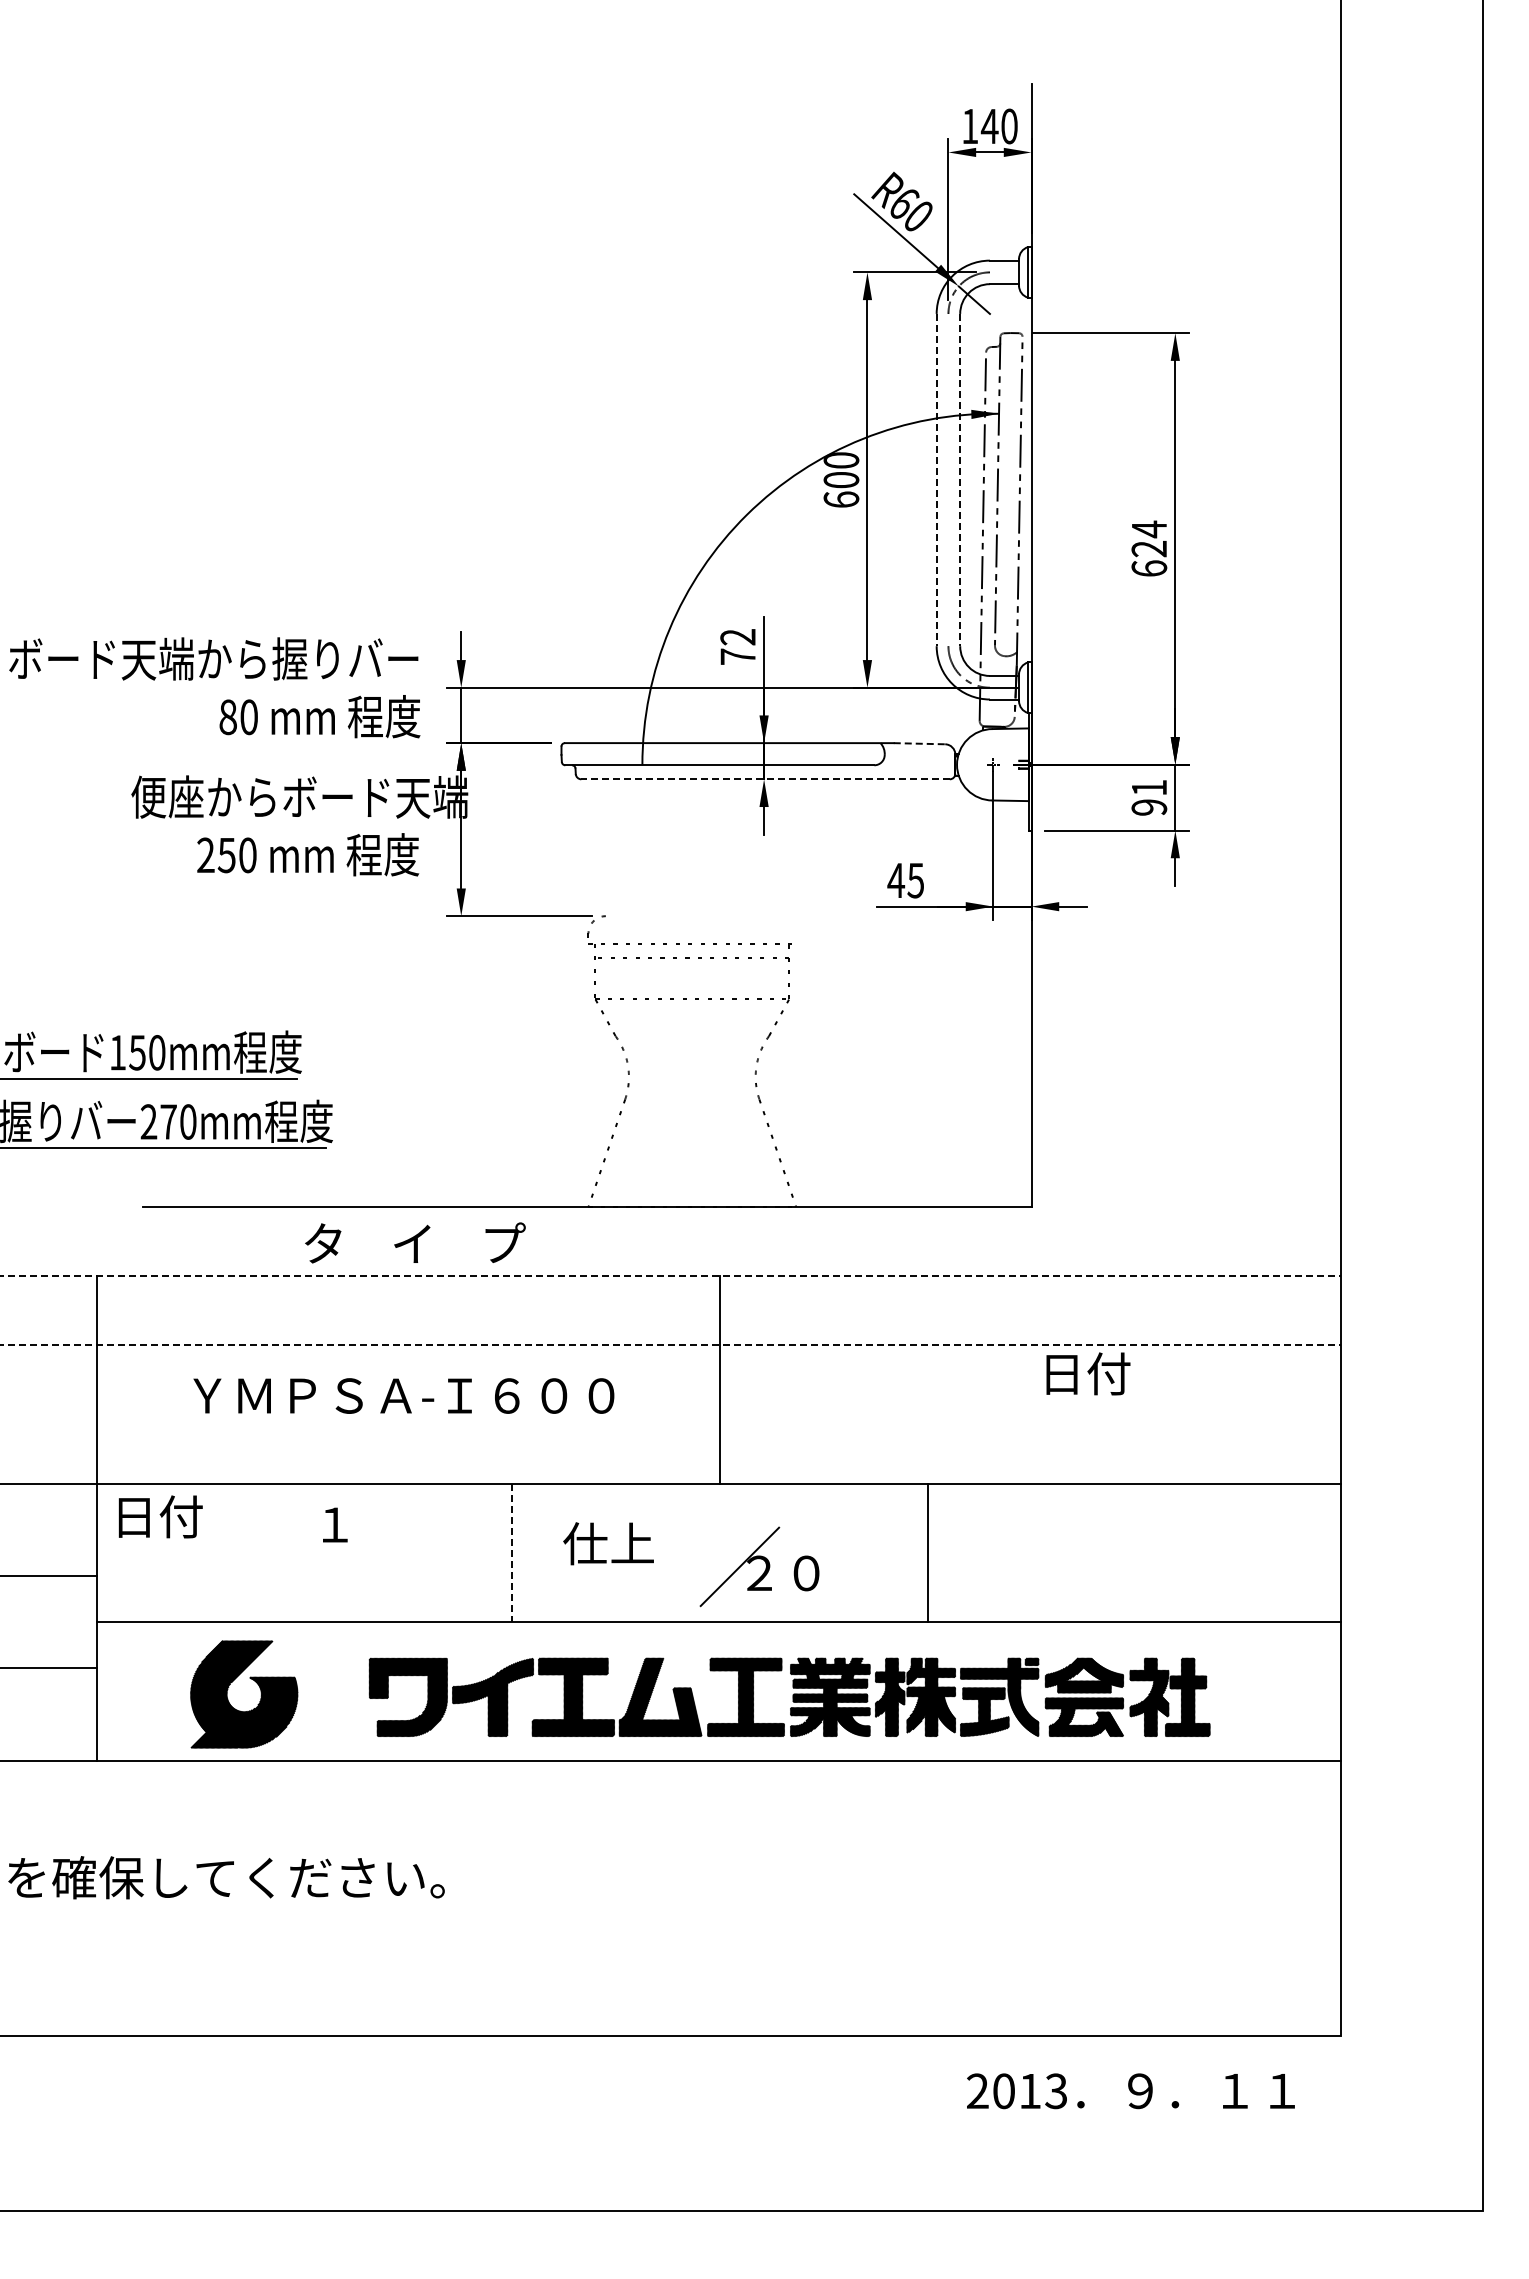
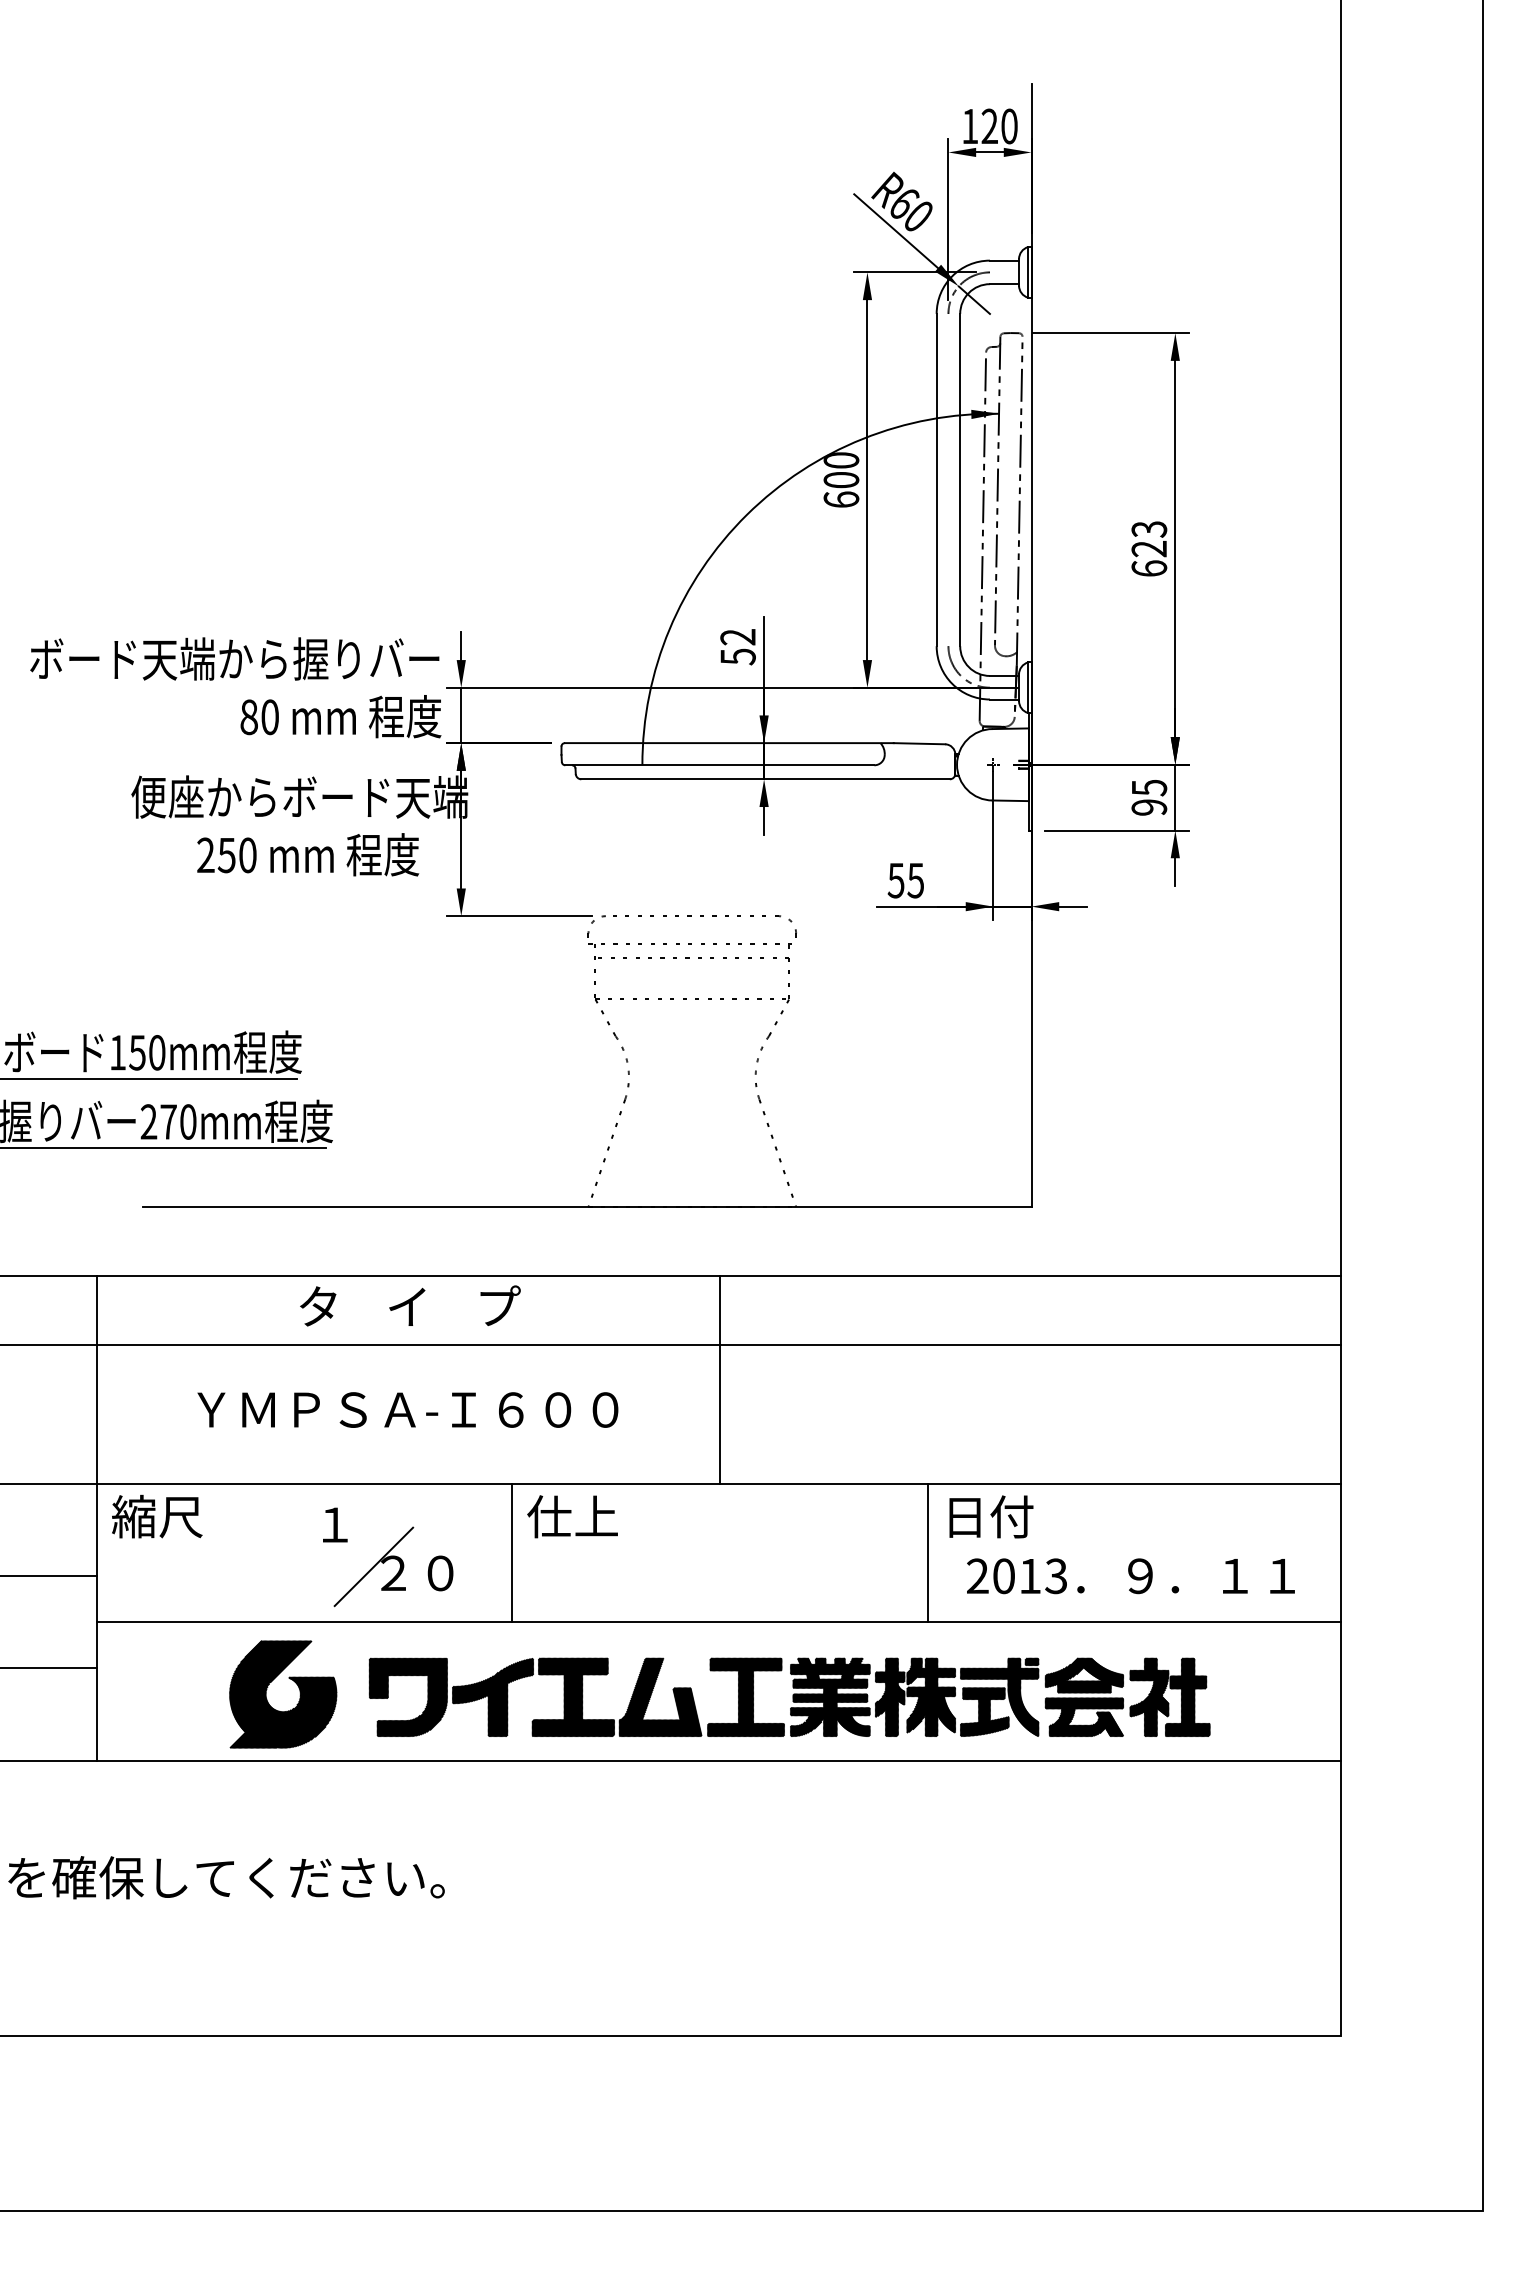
text: 140 -> 120 (989, 125)
line: dashed -> solid (936, 480)
line: dashed -> solid (960, 480)
text: 624 -> 623 (1149, 529)
text: 72 -> 52 (737, 656)
text position: (214, 687) -> (235, 687) (235, 687)
line: dashed -> solid (919, 743)
line: dashed -> solid (765, 779)
text: 91 -> 95 (1149, 788)
text: 45 -> 55 (896, 880)
part: none -> present (703, 916)
text position: (415, 1242) -> (410, 1305) (410, 1305)
line: dashed -> solid (671, 1276)
line: dashed -> solid (671, 1345)
text position: (1088, 1373) -> (991, 1516) (991, 1516)
text position: (403, 1395) -> (407, 1409) (407, 1409)
text: 日付 -> 縮尺 (157, 1516)
text position: (608, 1543) -> (572, 1516) (572, 1516)
line: dashed -> solid (512, 1553)
part position: (765, 1567) -> (399, 1567) (399, 1567)
part position: (260, 1693) -> (299, 1693) (299, 1693)
text position: (1130, 2091) -> (1130, 1576) (1130, 1576)
